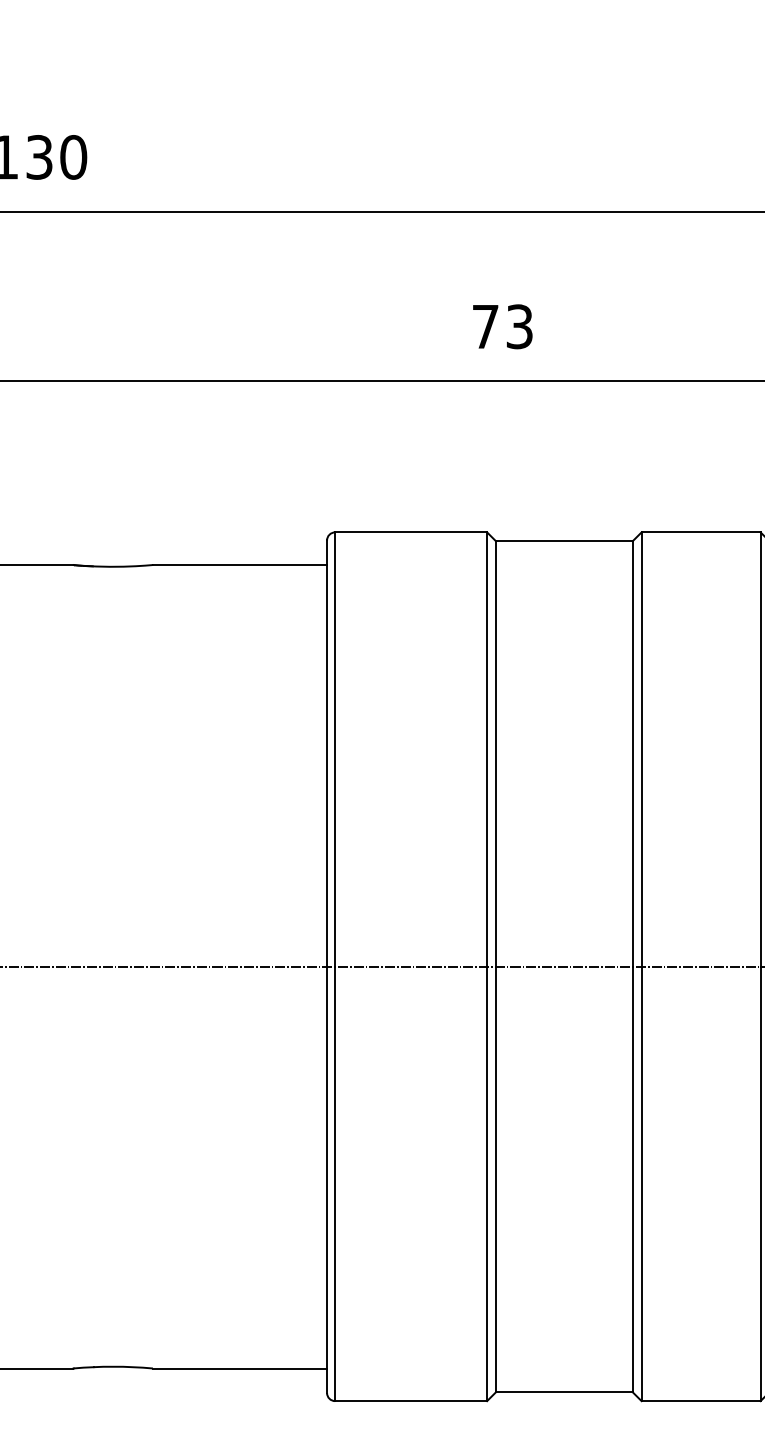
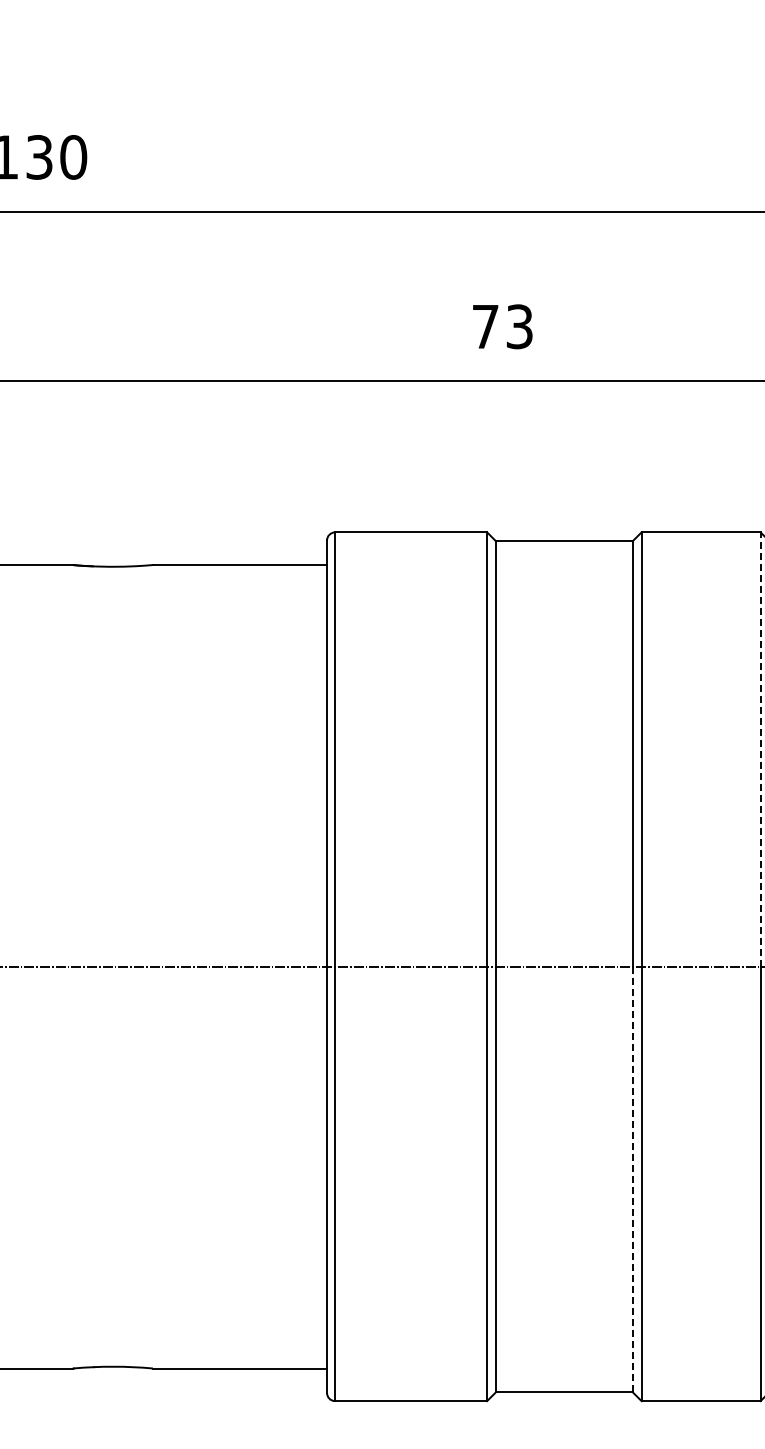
line: solid -> dashed (760, 749)
line: solid -> dashed (632, 1179)
